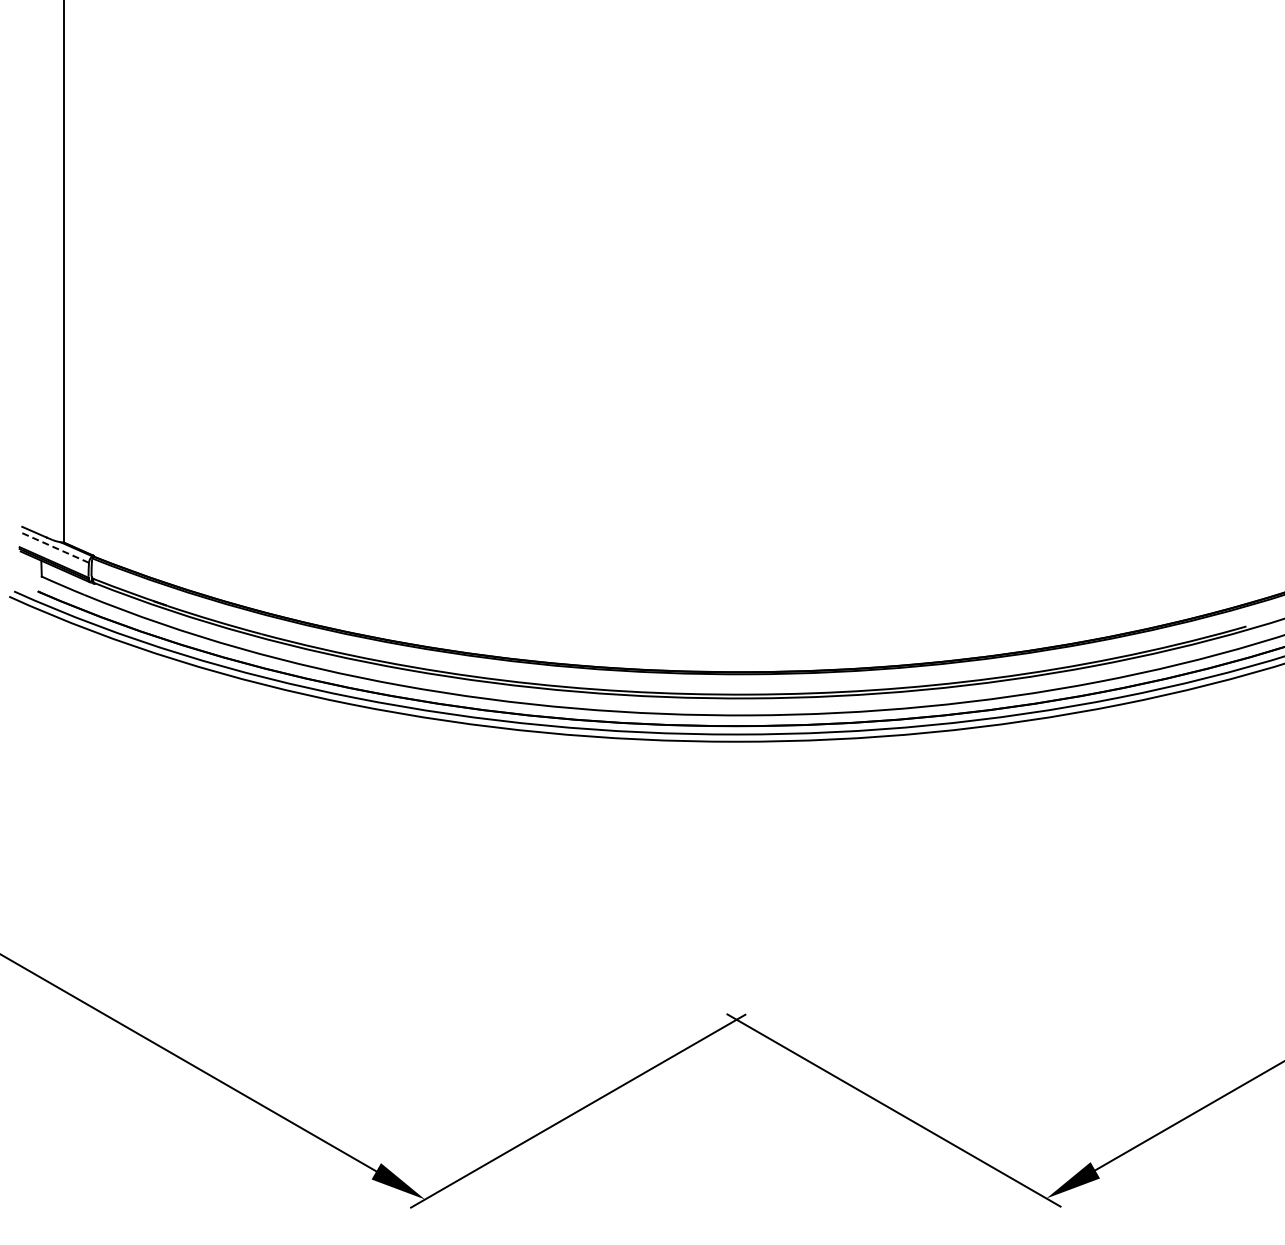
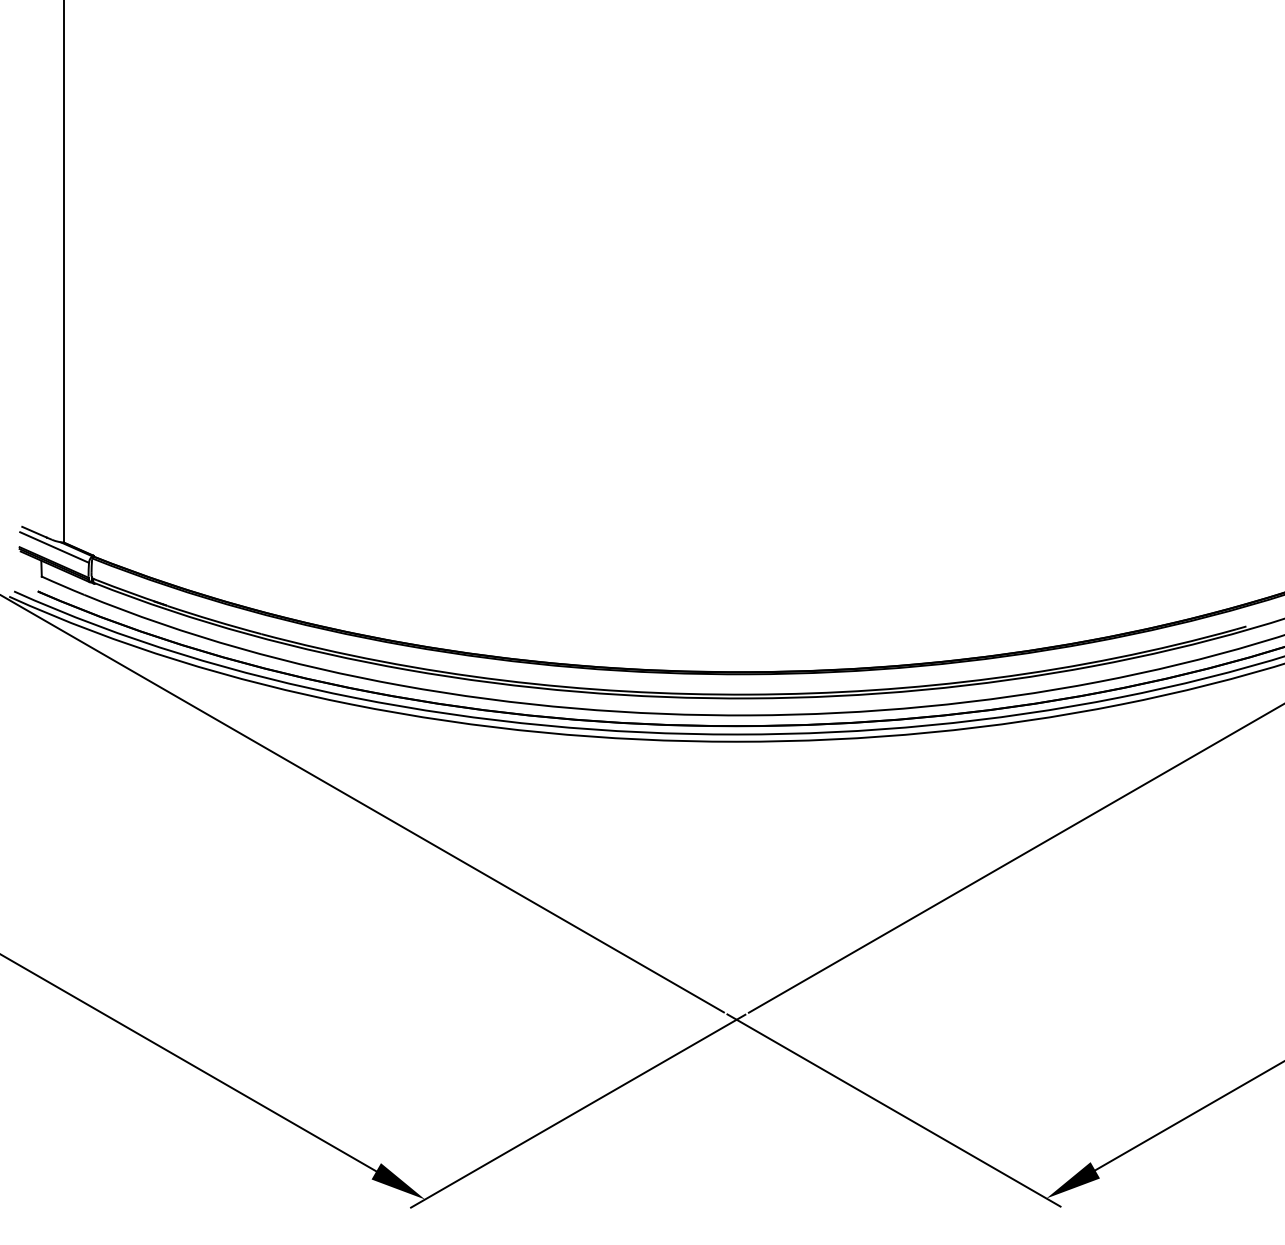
line: dashed -> solid (54, 547)
line: none -> present (362, 804)
line: none -> present (1014, 858)
